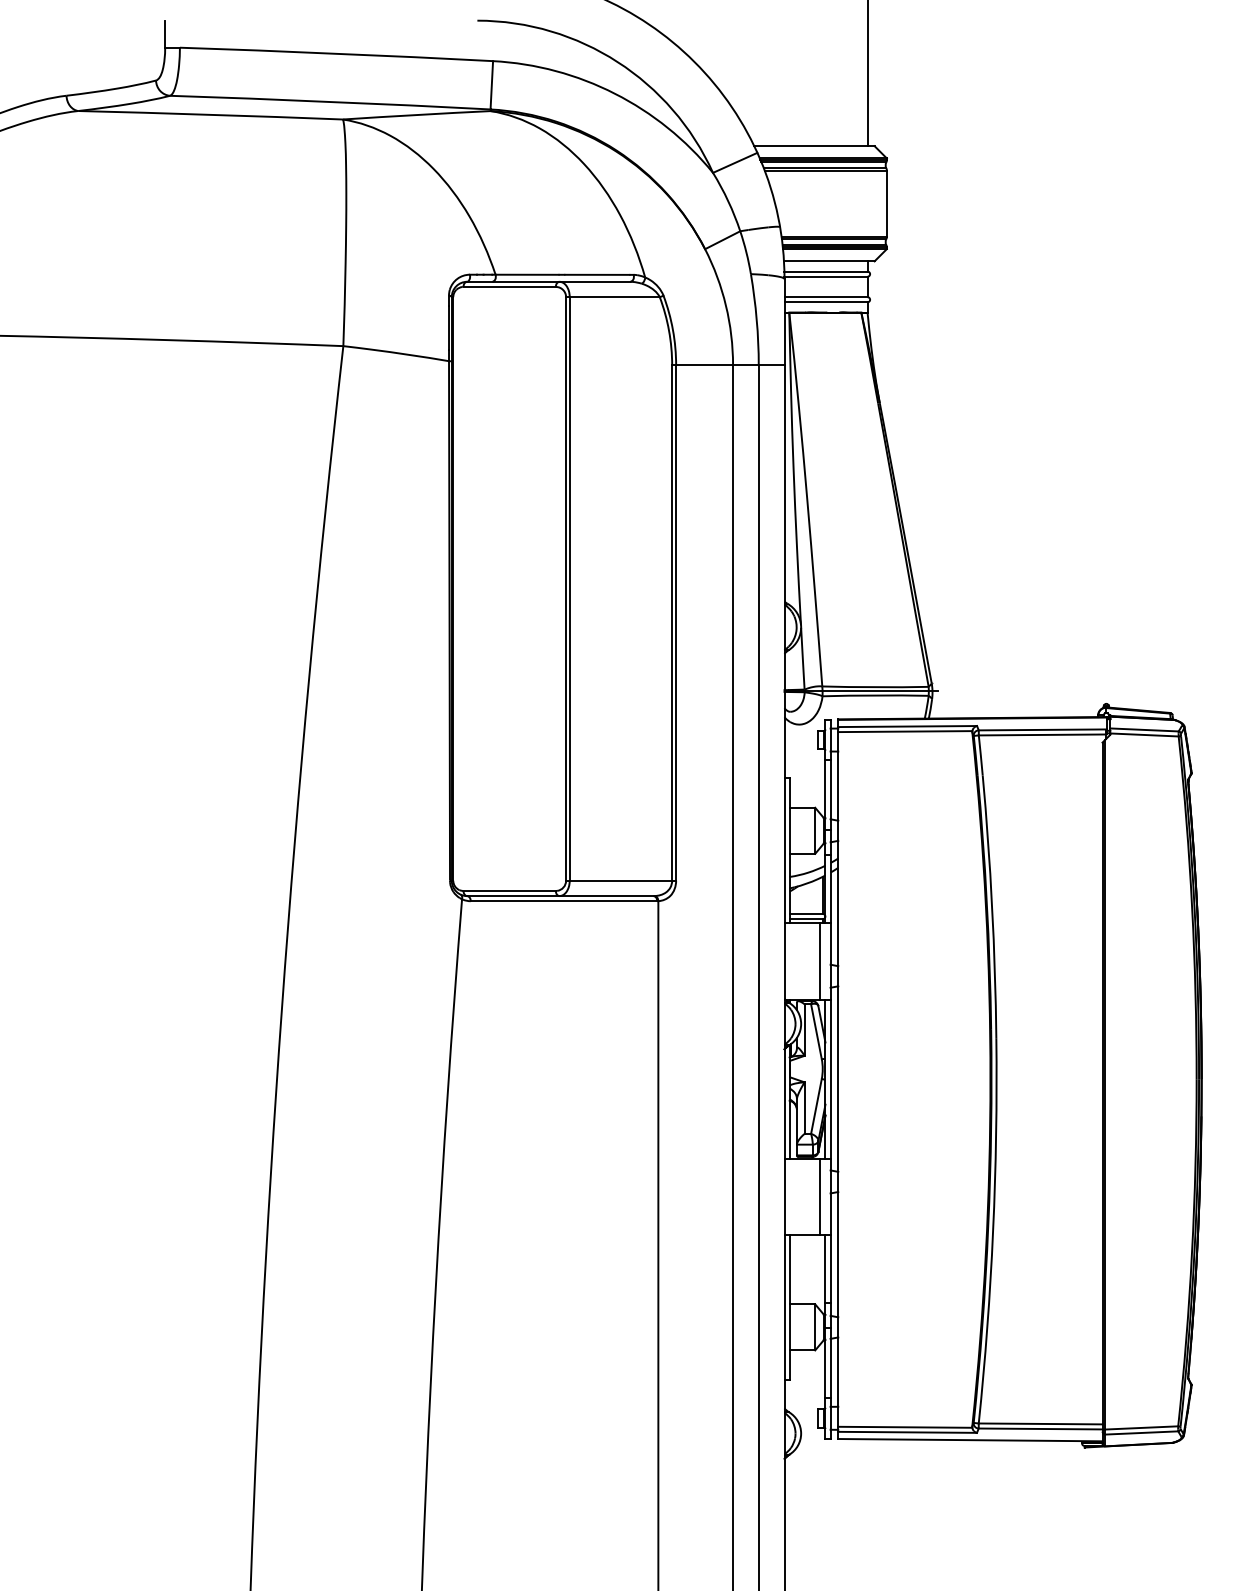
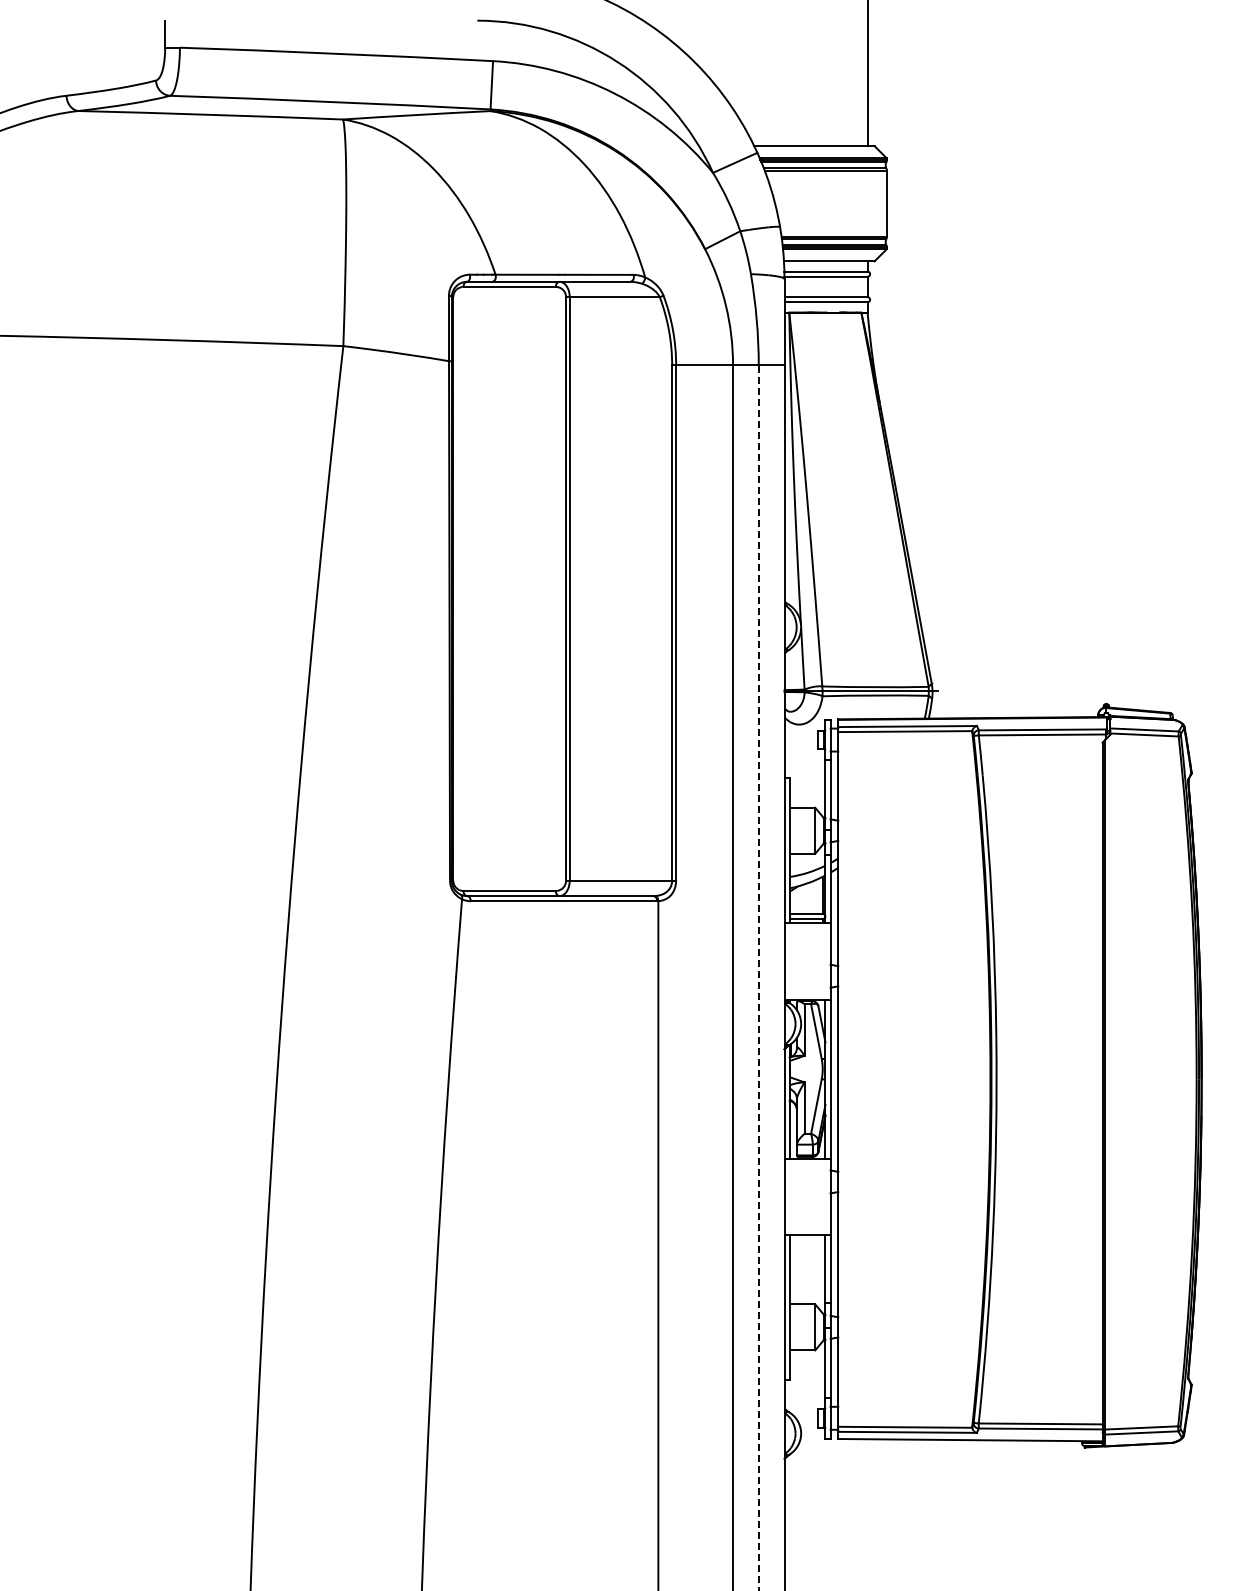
line: present -> none (820, 961)
line: solid -> dashed (758, 977)
line: present -> none (820, 1196)
